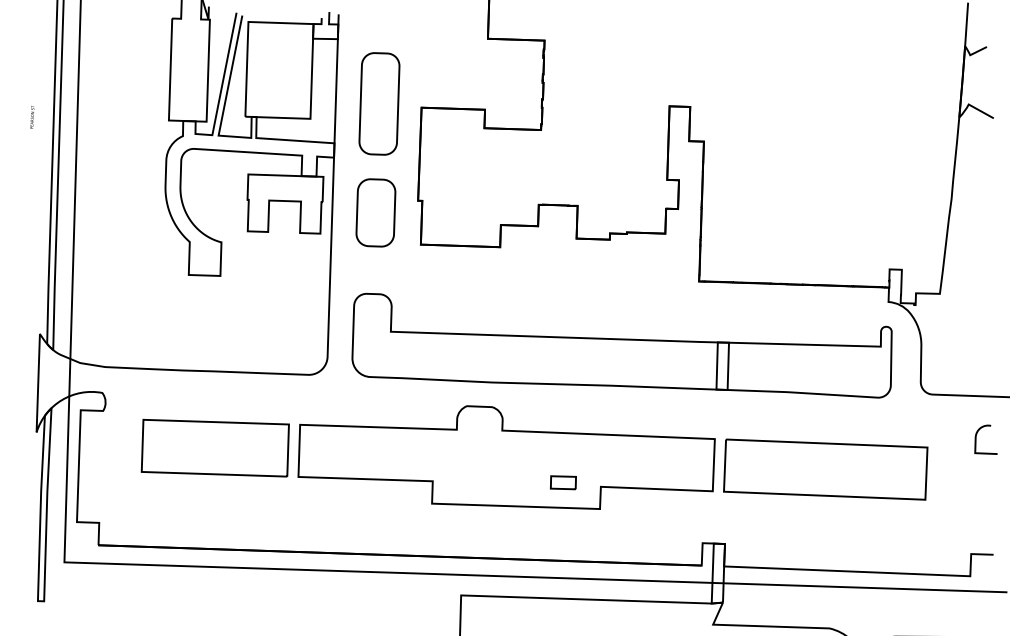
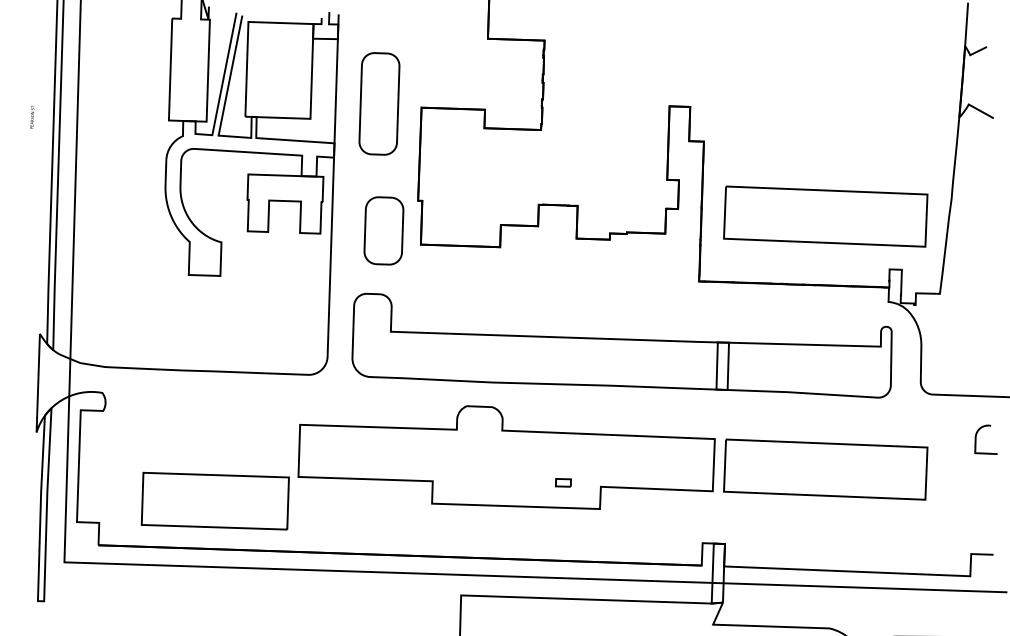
part position: (375, 212) -> (383, 230) (383, 230)
part: none -> present (825, 216)
part position: (214, 447) -> (214, 500) (214, 500)
part size: 27x16 px -> 17x10 px (563, 482)
